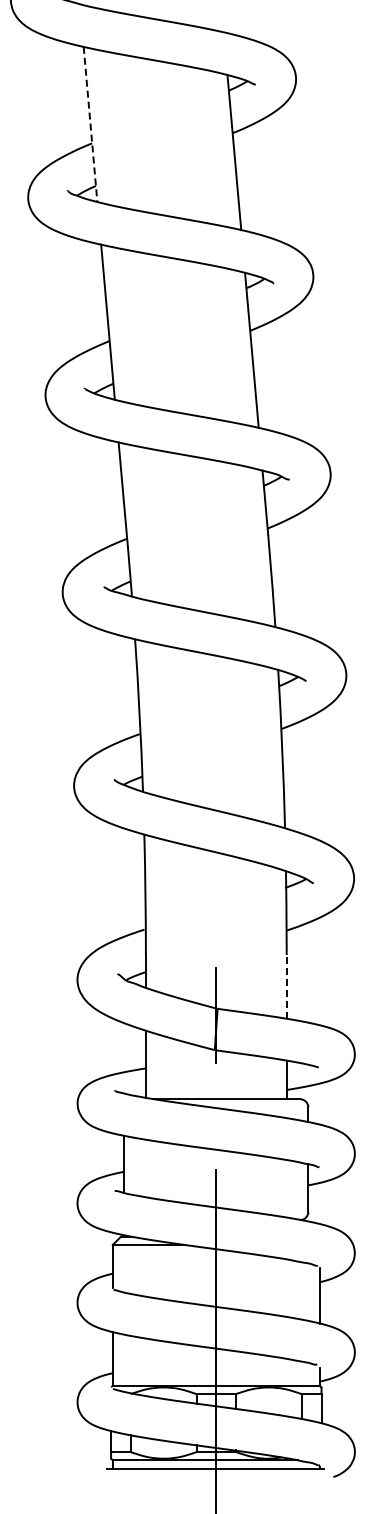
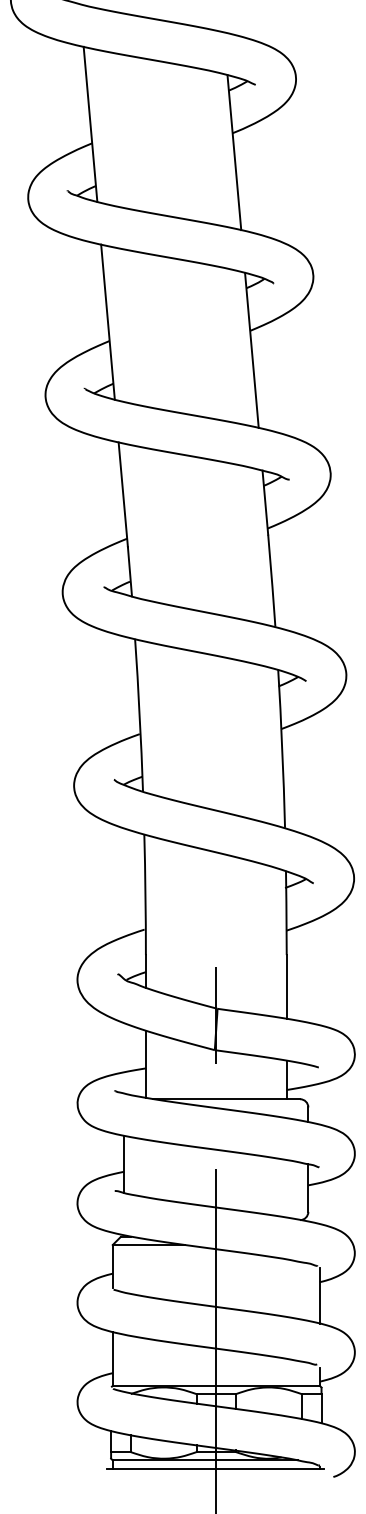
line: dashed -> solid (90, 124)
line: dashed -> solid (286, 986)
